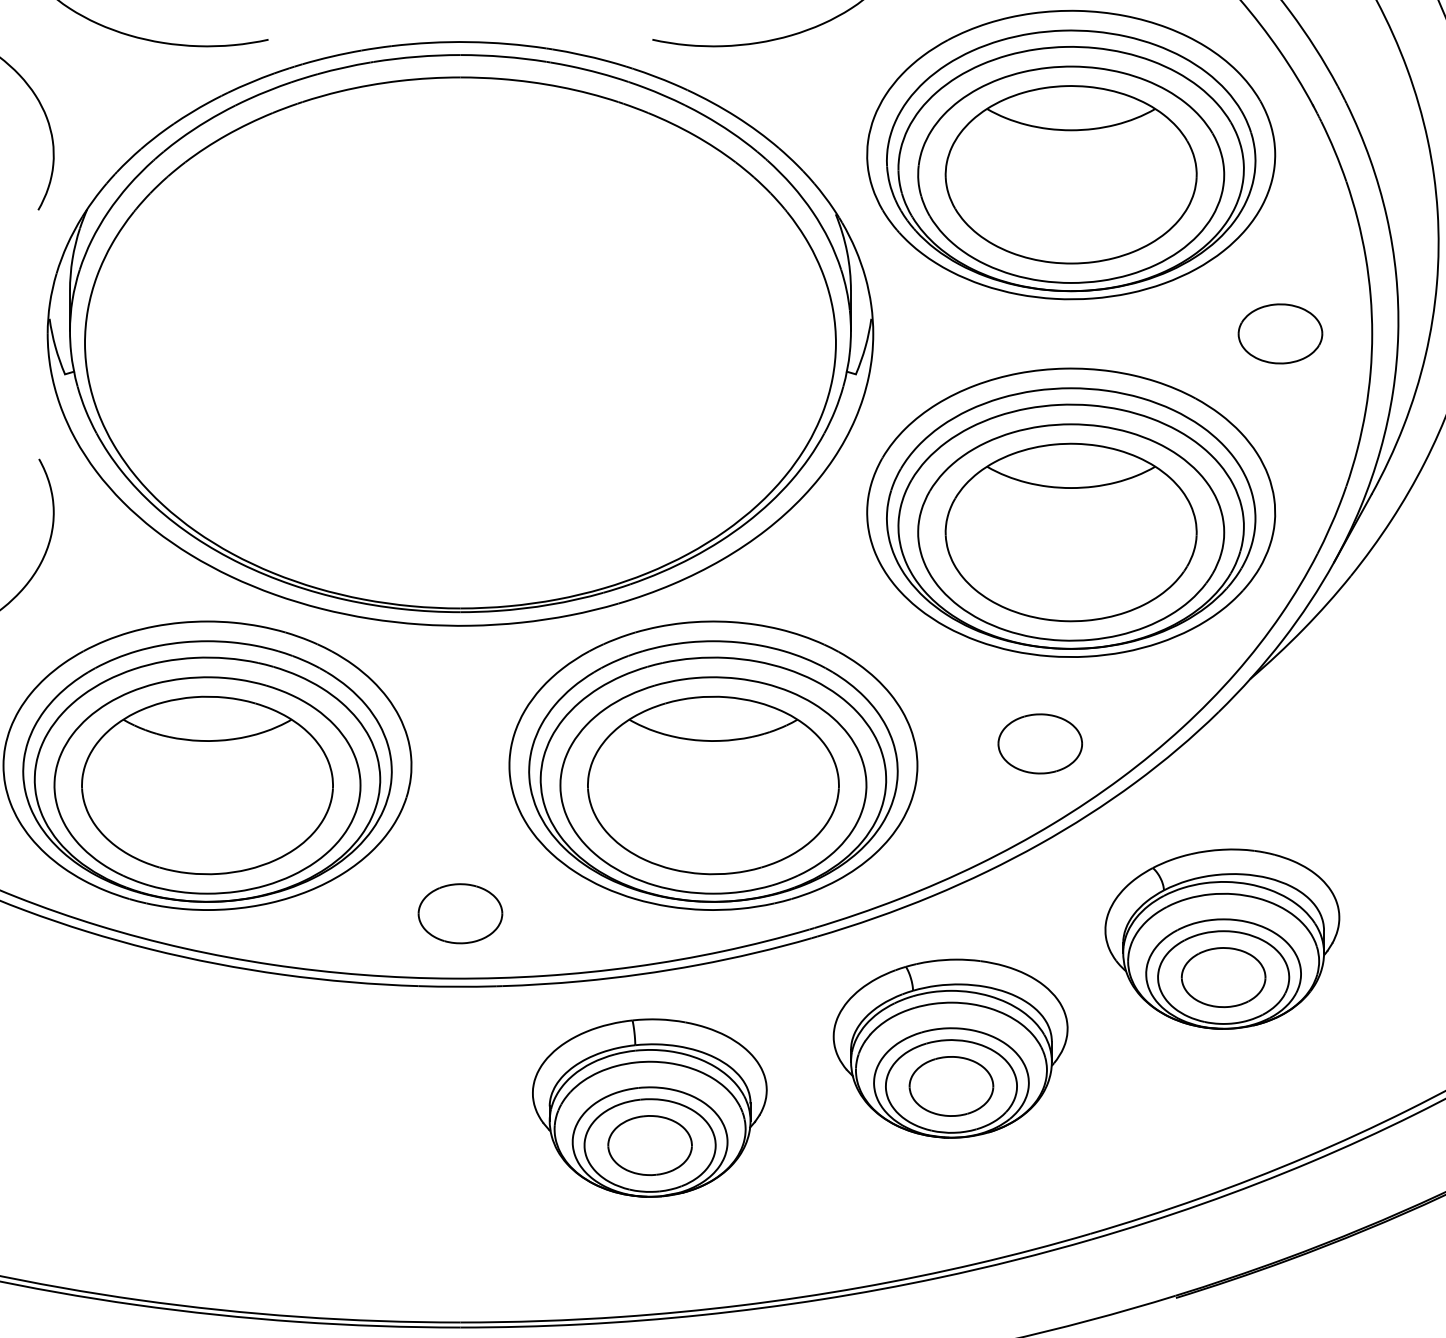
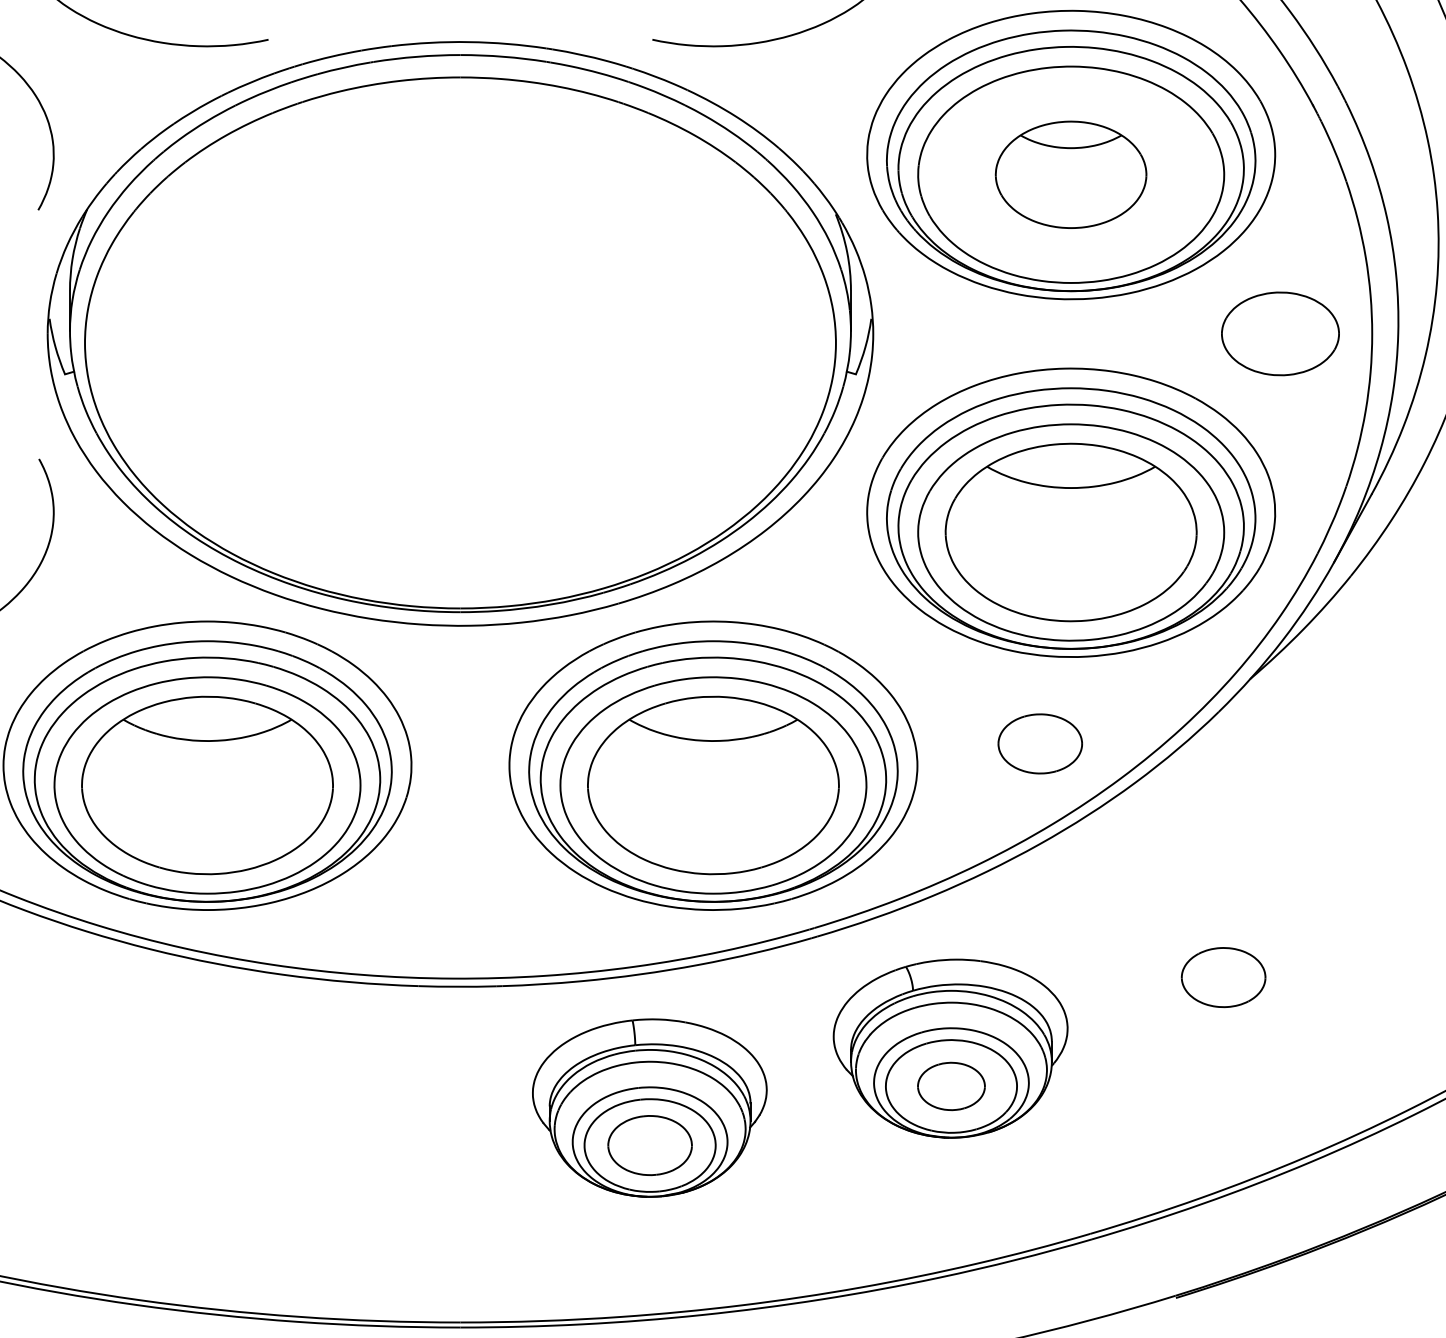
part size: 254x180 px -> 154x109 px (1070, 174)
part size: 87x62 px -> 119x86 px (1280, 333)
part: present -> none (460, 913)
part: present -> none (1222, 938)
part size: 87x61 px -> 69x51 px (951, 1086)
